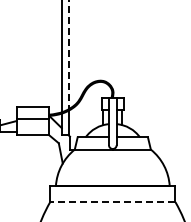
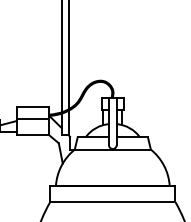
line: dashed -> solid (68, 55)
line: dashed -> solid (112, 202)
